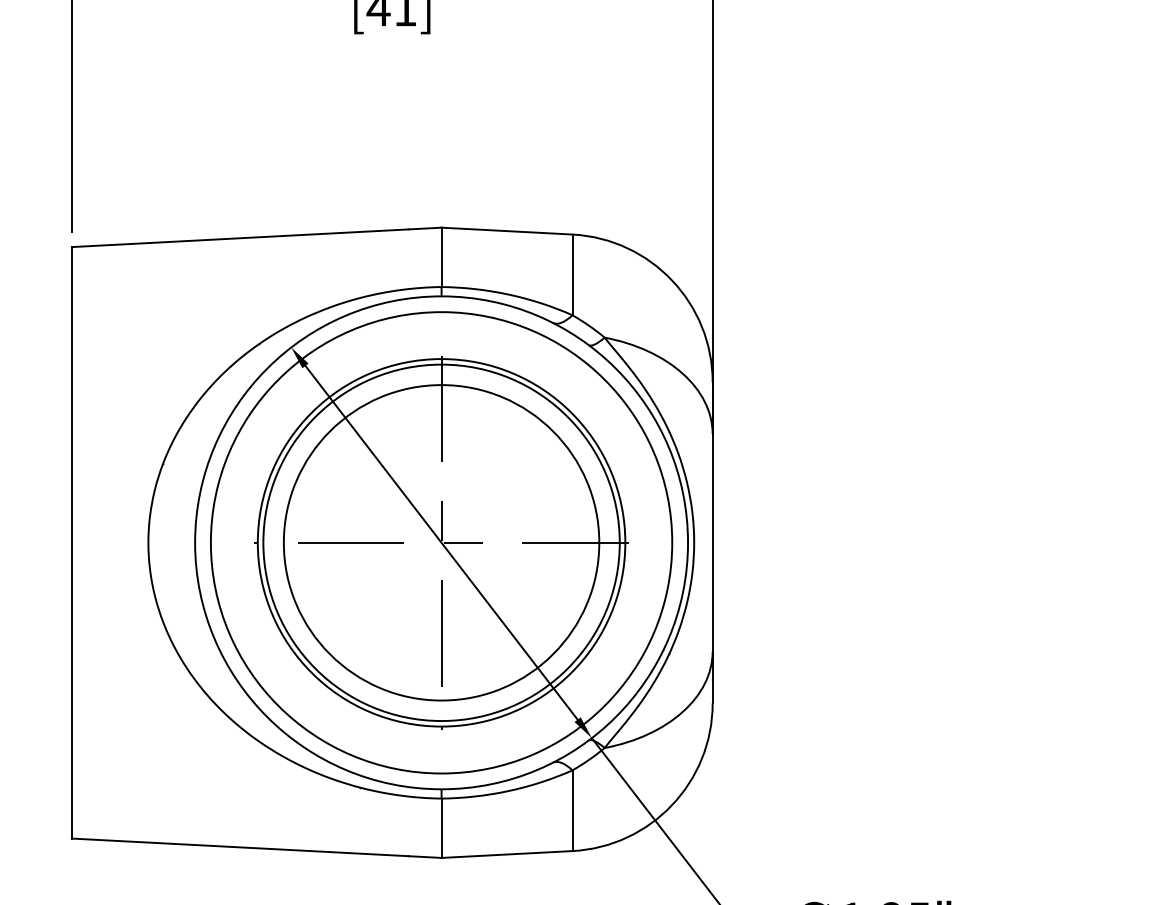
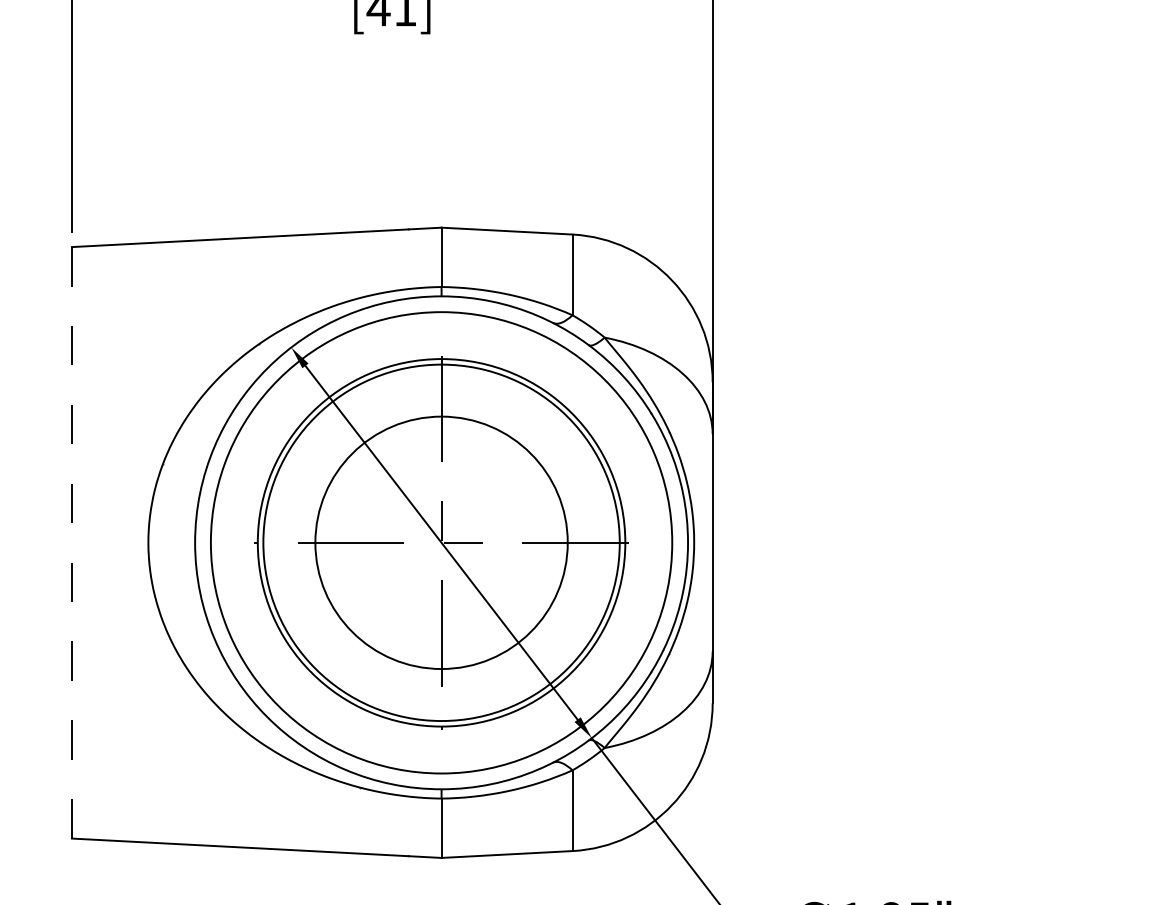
line: solid -> dashed (71, 542)
circle diameter: 315 px -> 252 px (441, 542)
